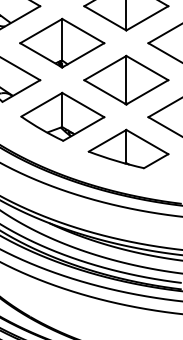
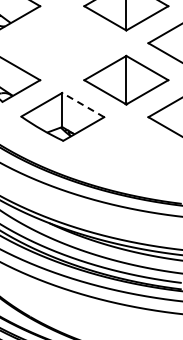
part: present -> none (62, 42)
line: solid -> dashed (82, 104)
part: present -> none (128, 148)
